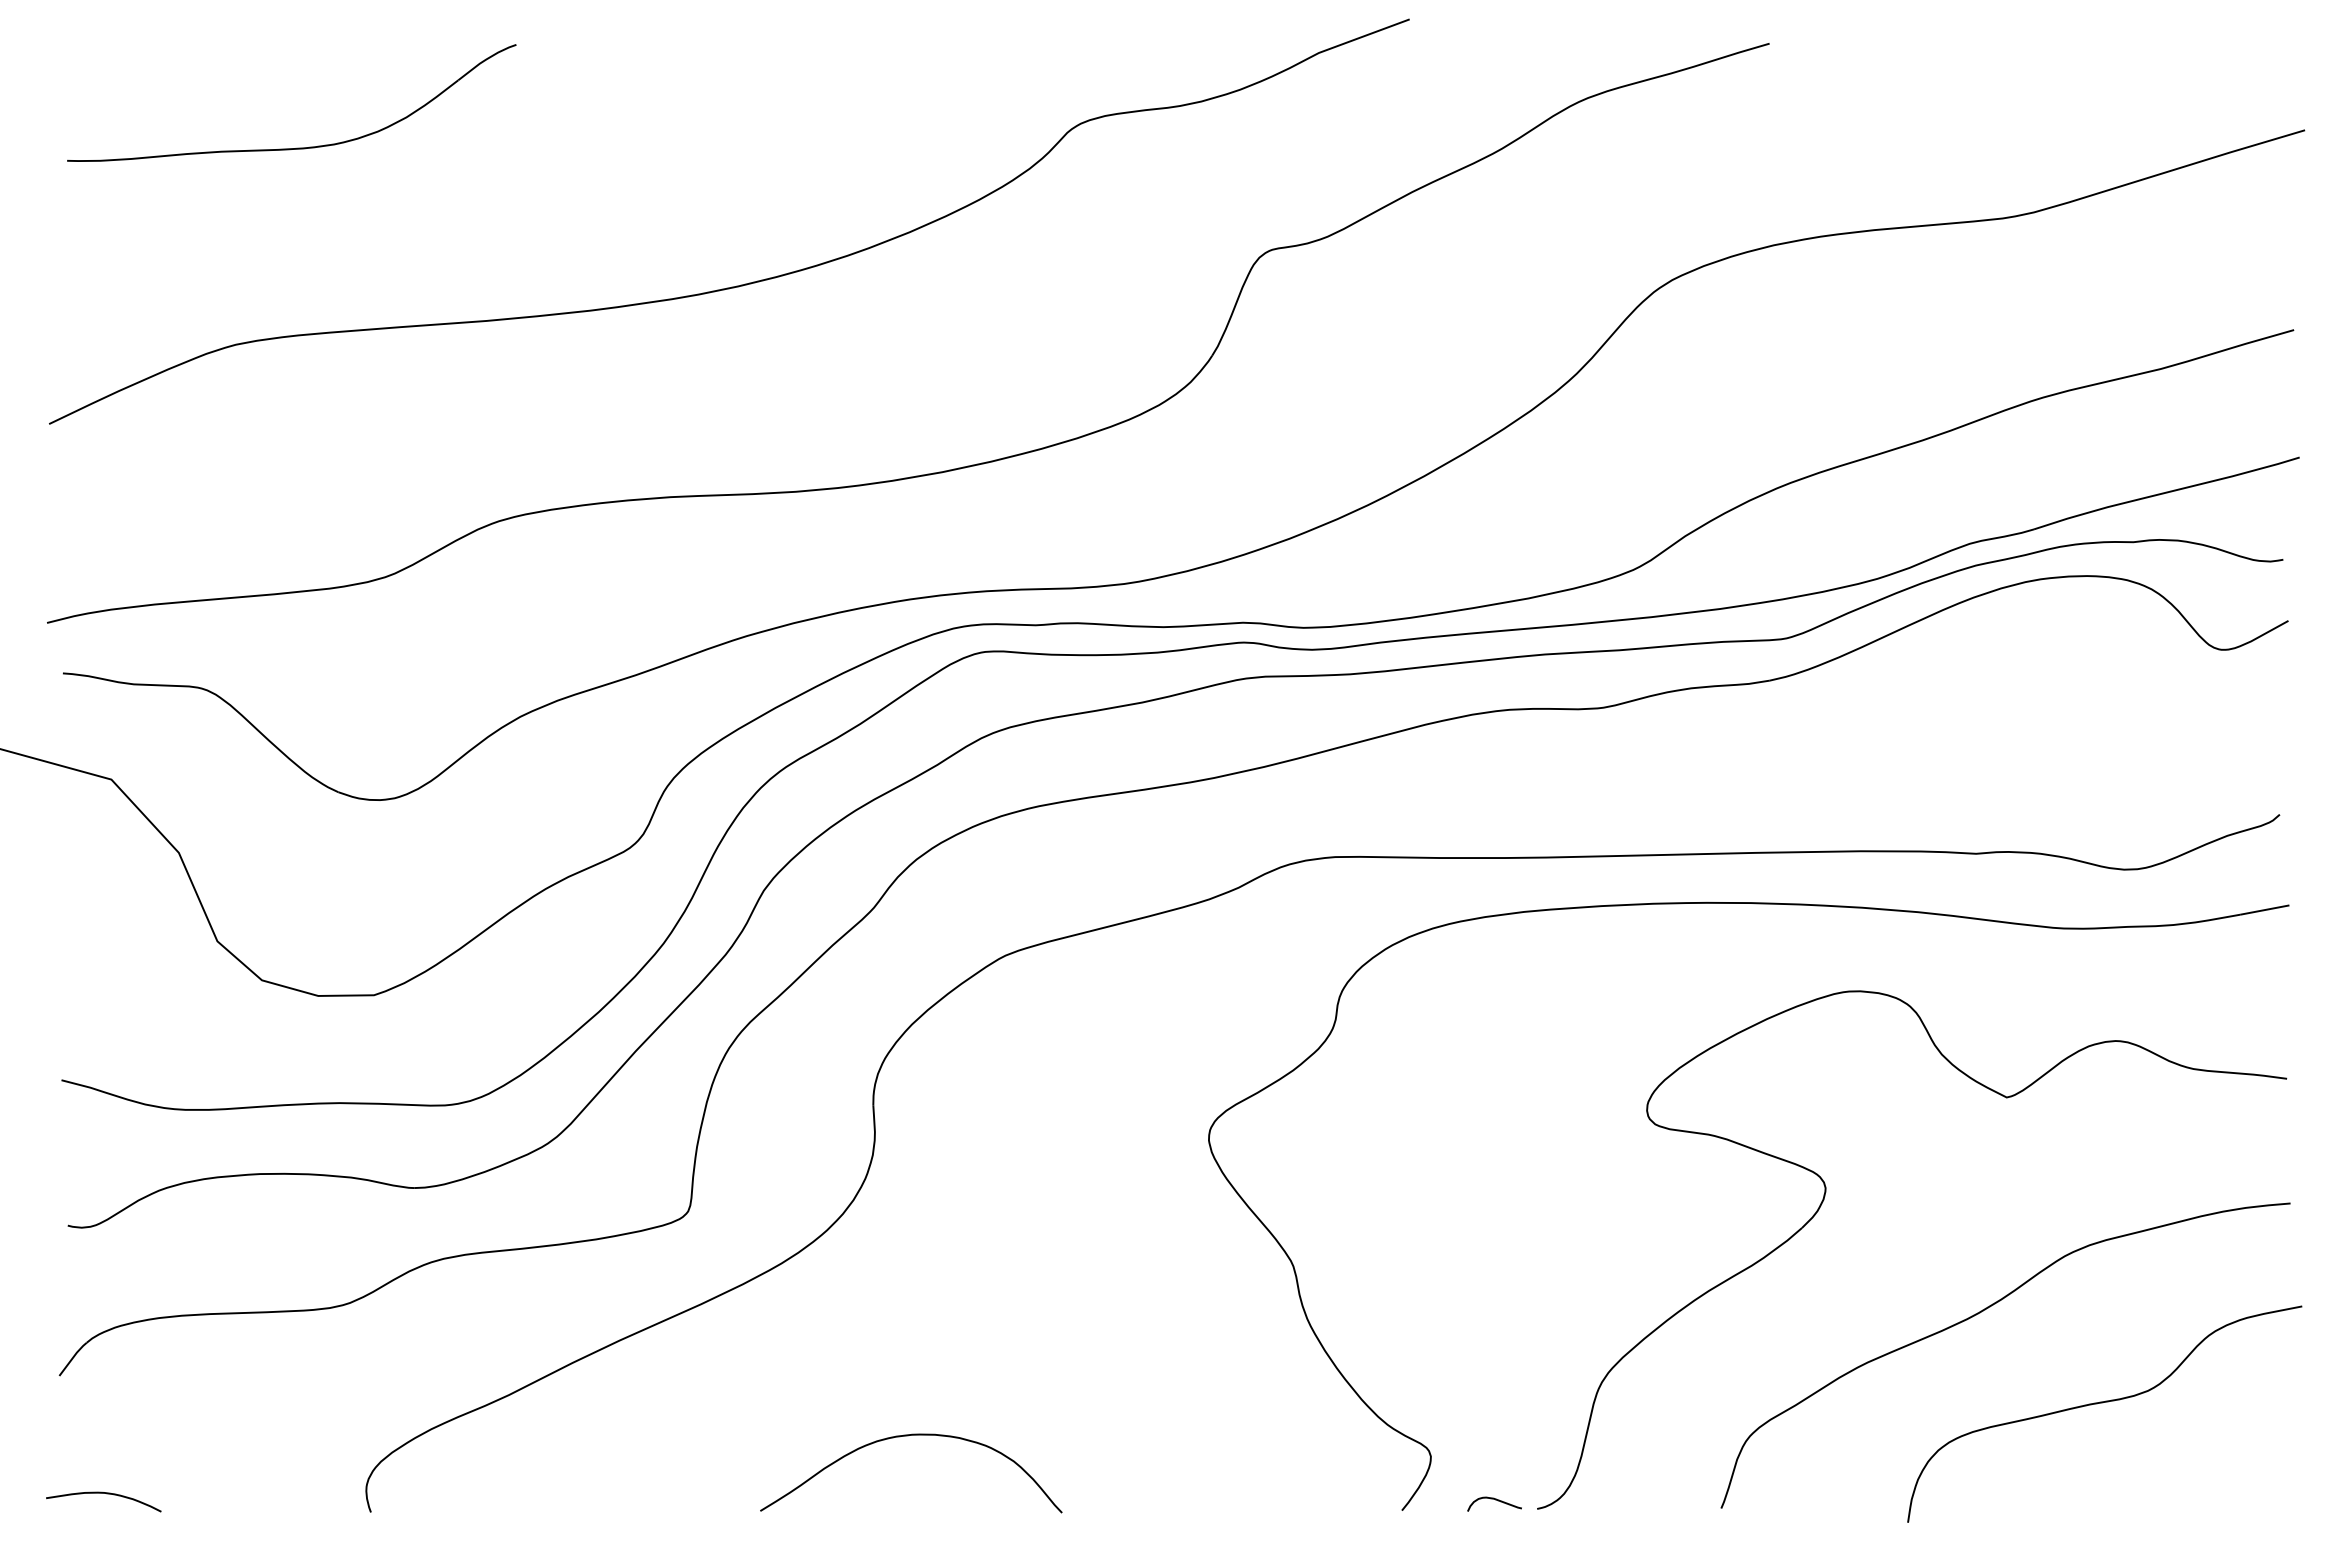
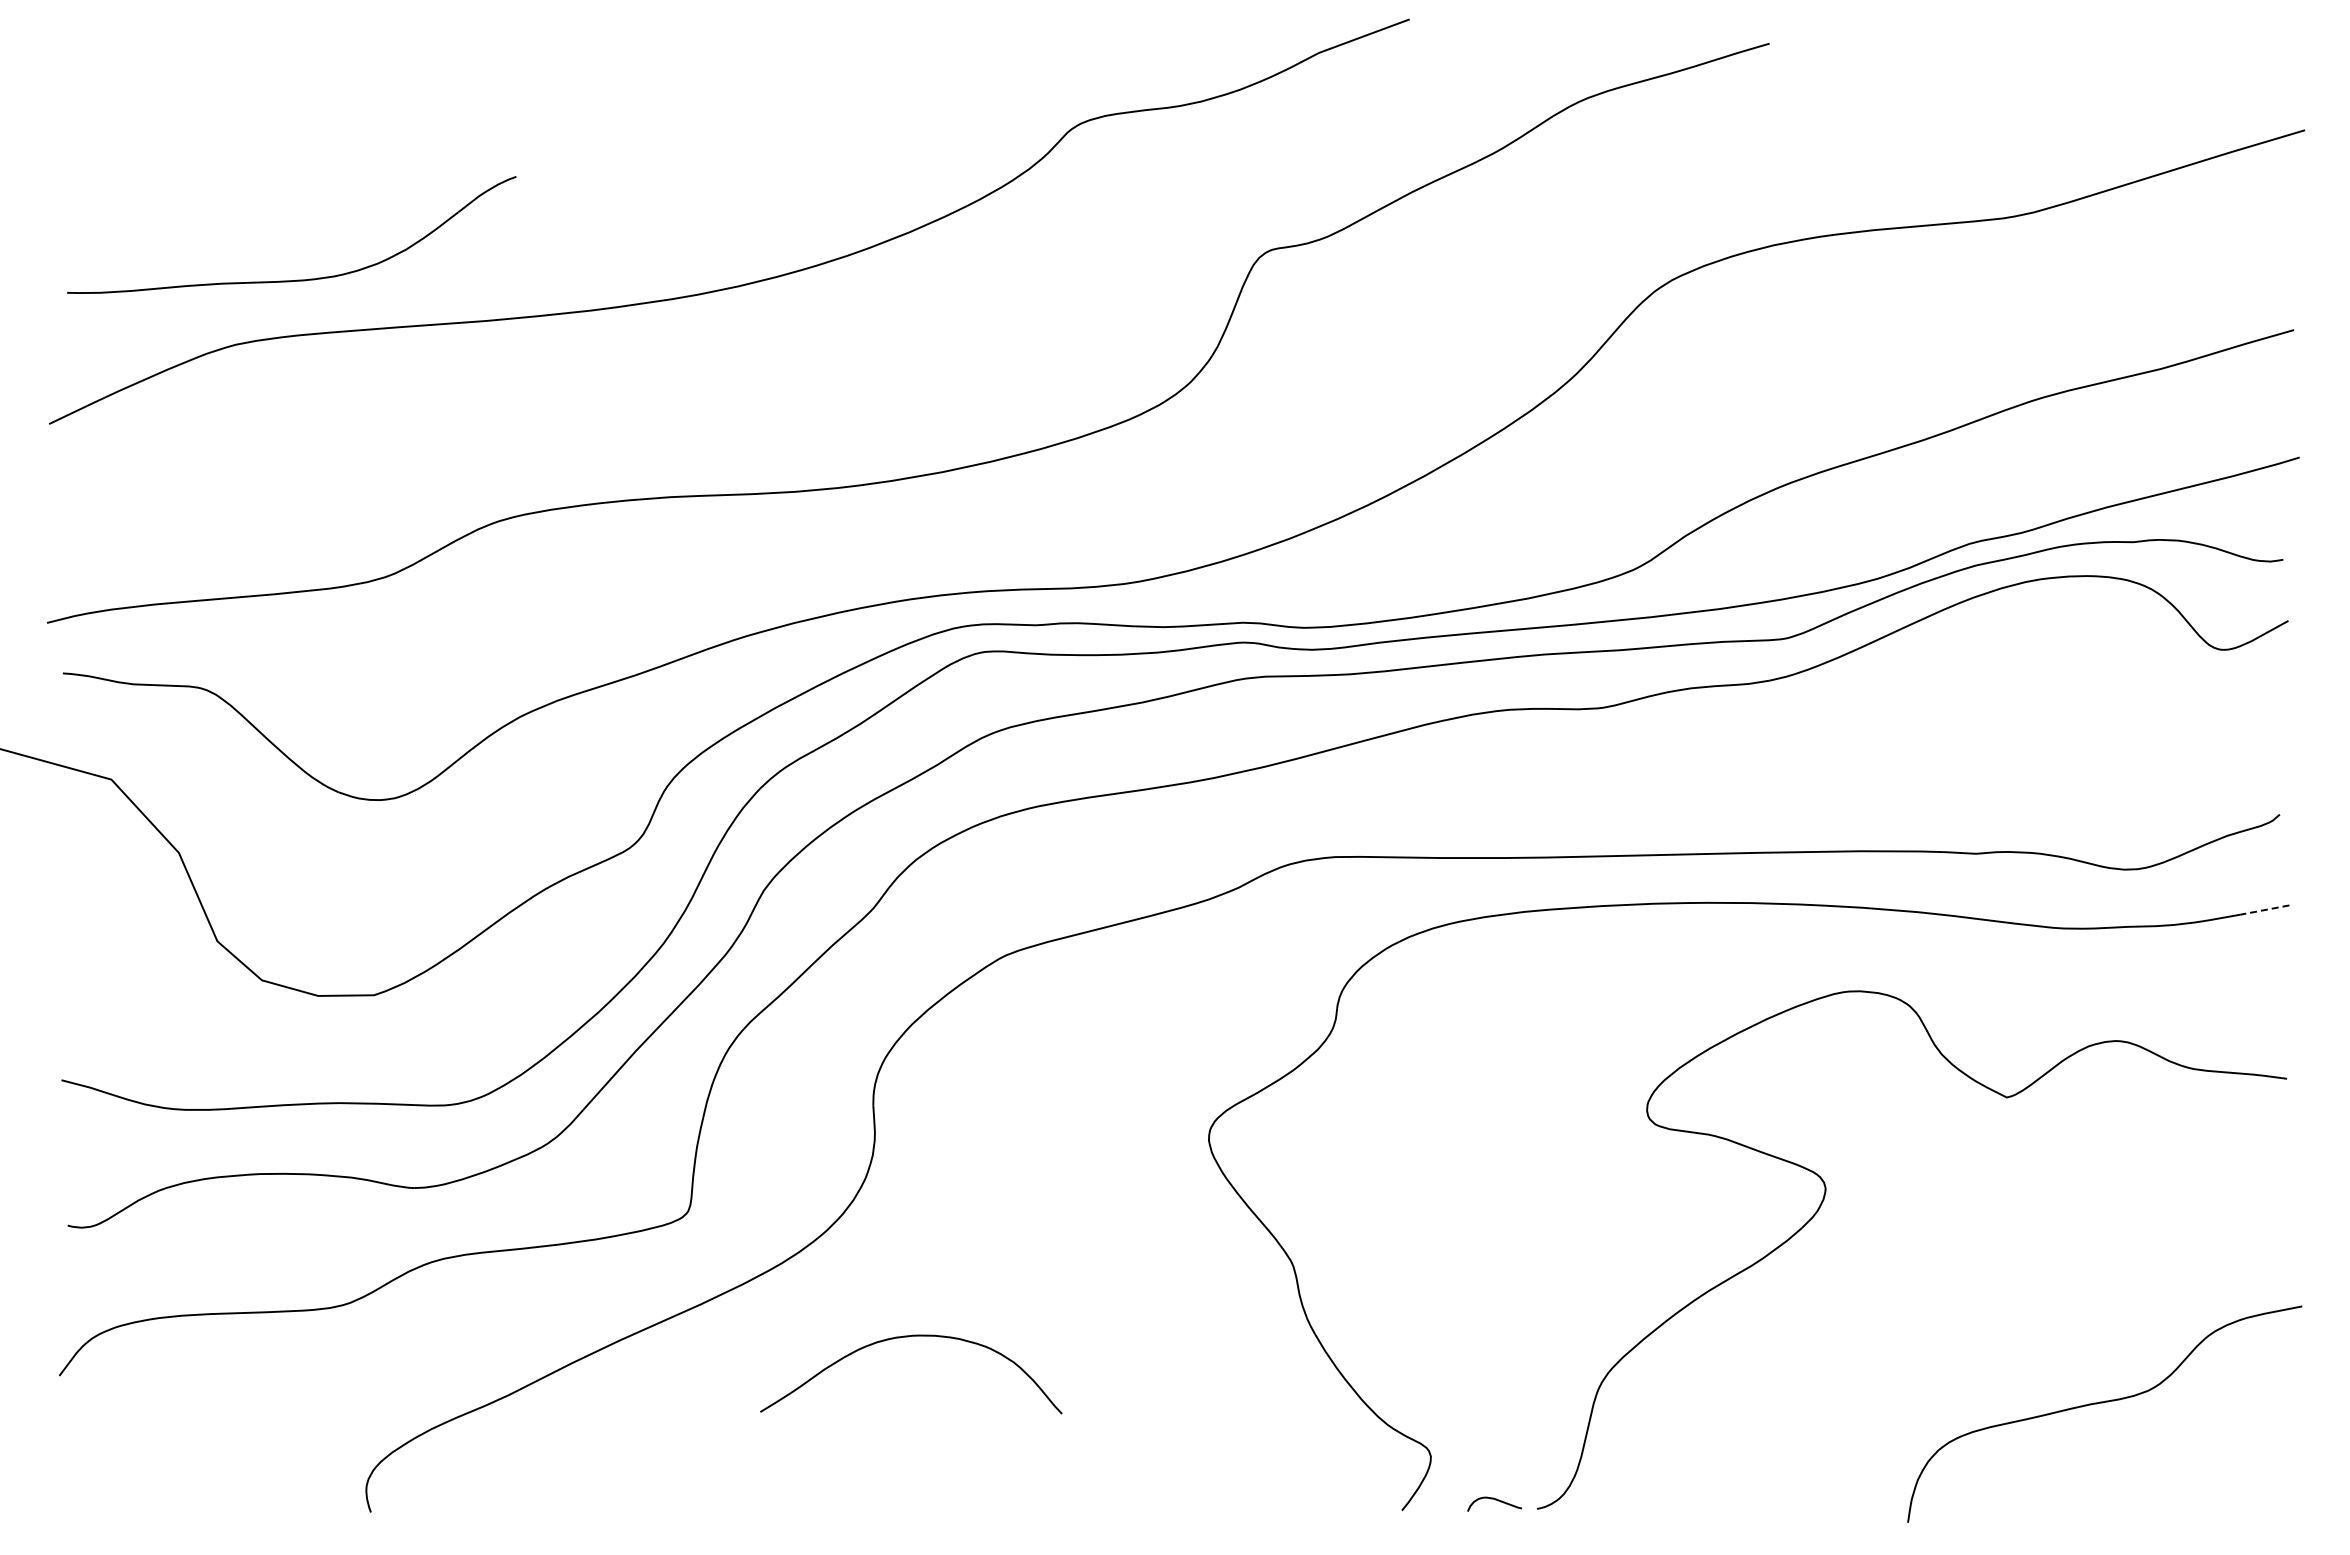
part position: (296, 147) -> (296, 279) (296, 279)
line: solid -> dashed (2264, 910)
curve: present -> none (1980, 1313)
curve position: (908, 1436) -> (908, 1337) (908, 1337)
curve: present -> none (106, 1494)
